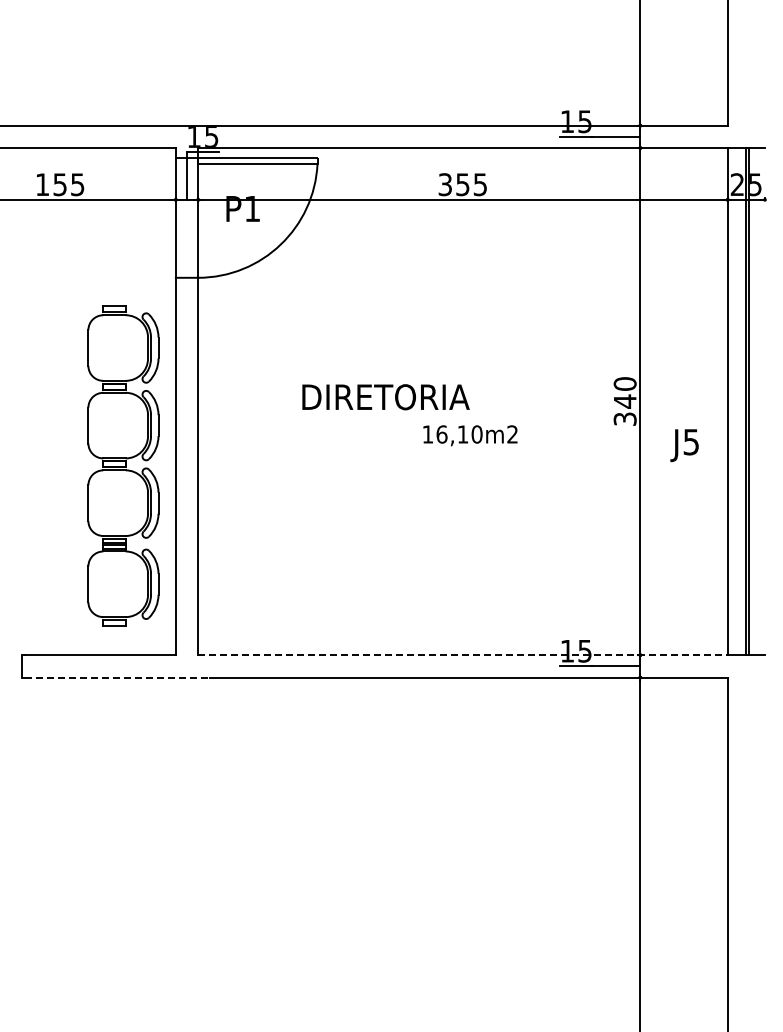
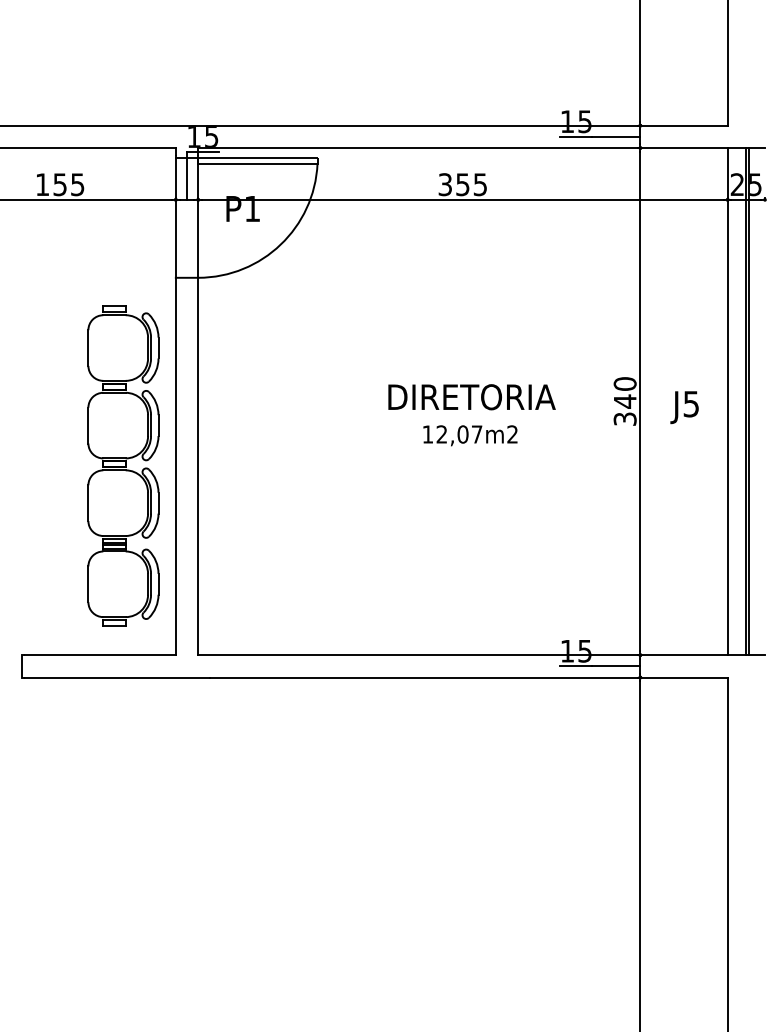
text position: (385, 397) -> (471, 397) (471, 397)
text: 16,10m2 -> 12,07m2 (459, 434)
text position: (684, 445) -> (684, 407) (684, 407)
line: dashed -> solid (462, 655)
line: dashed -> solid (118, 677)
